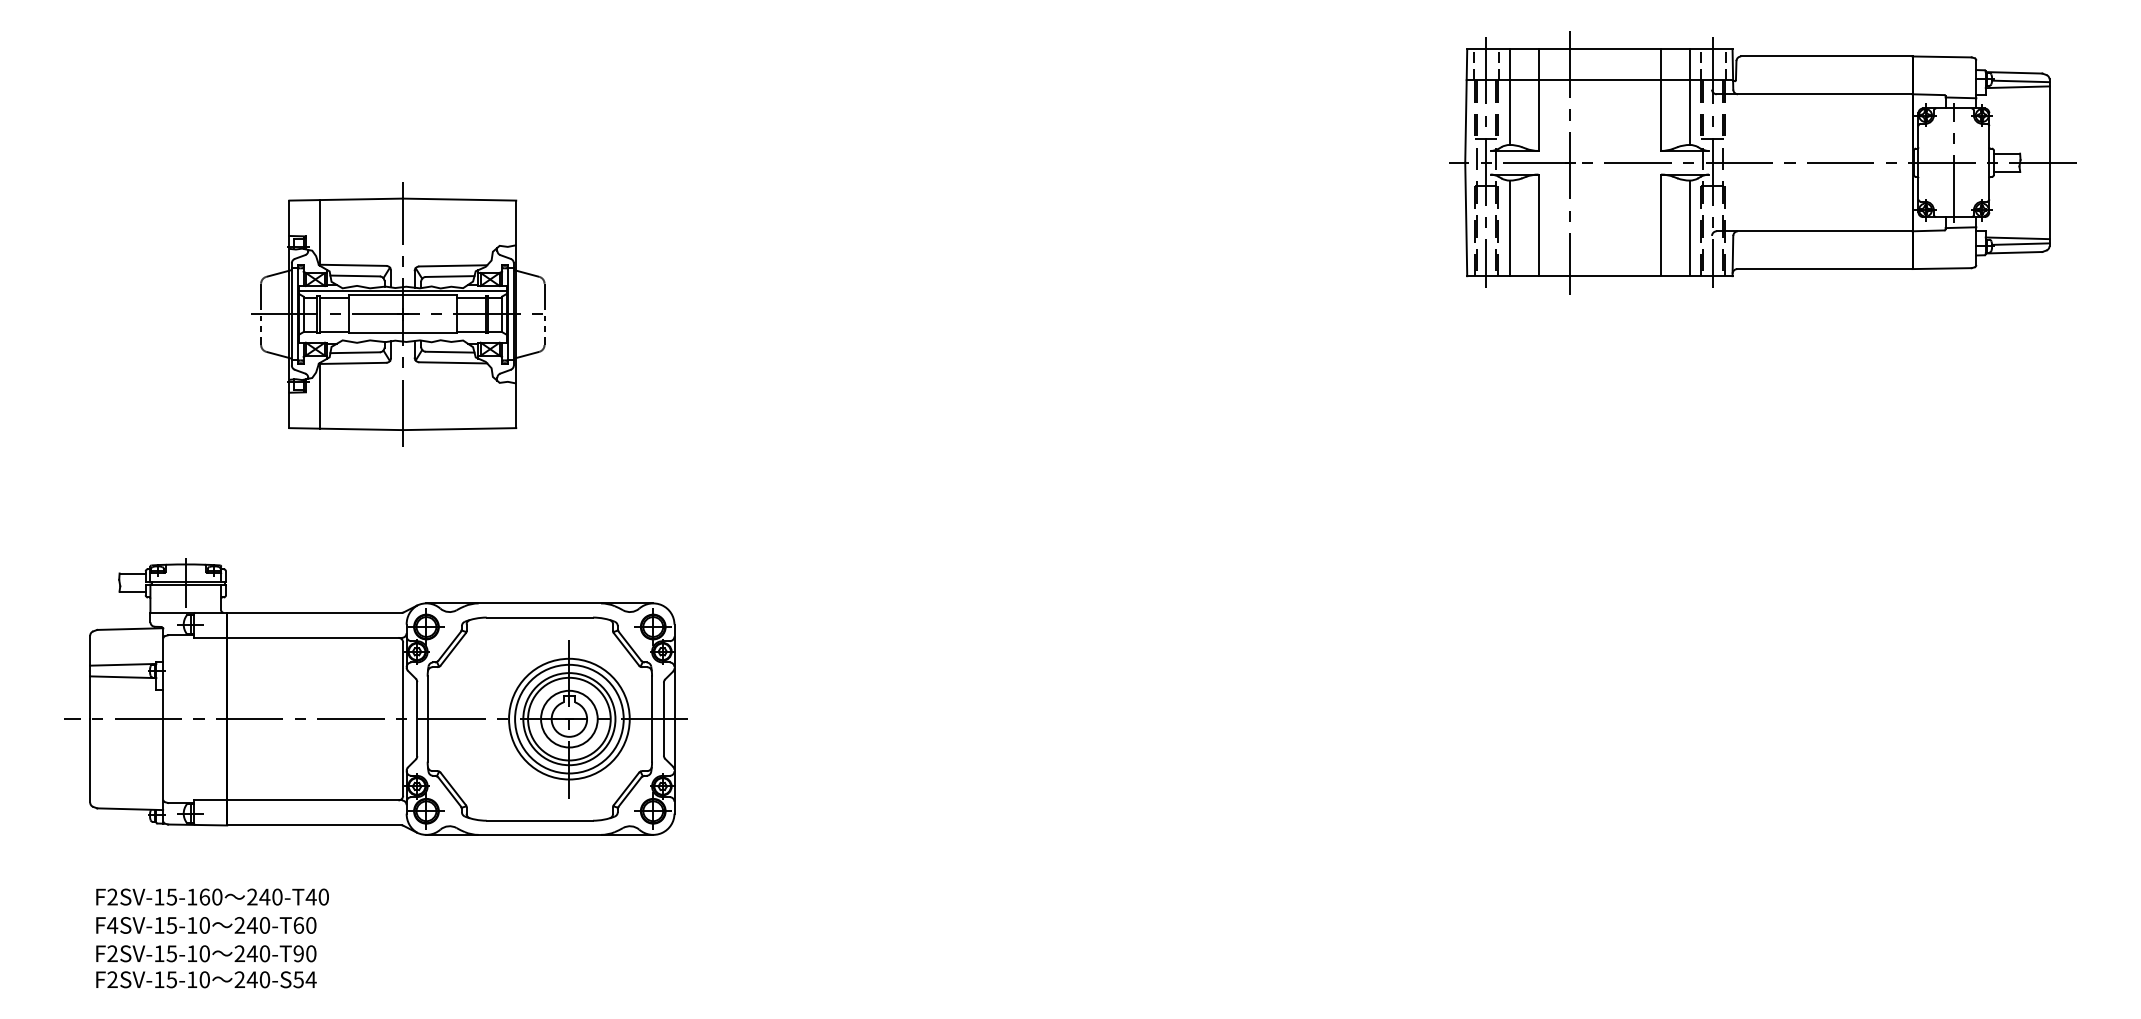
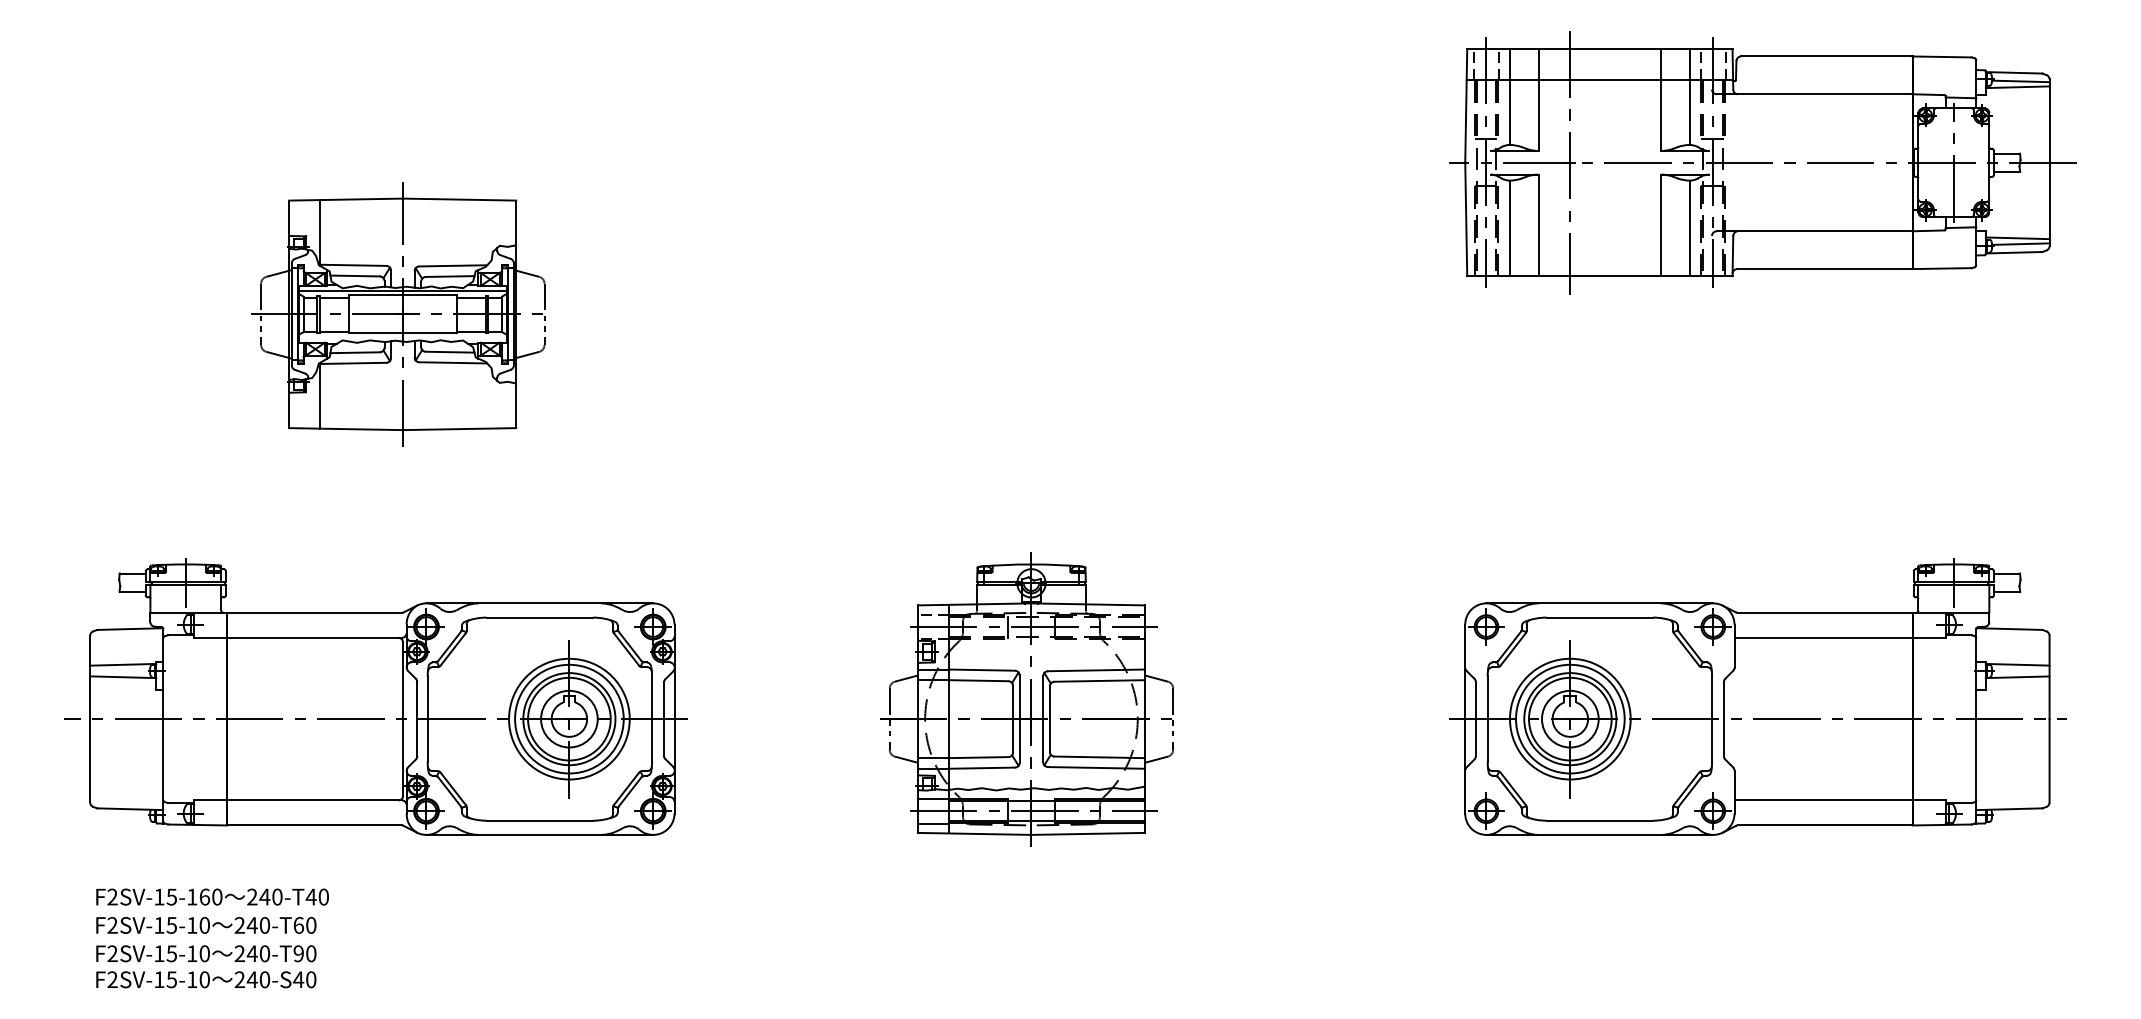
part: none -> present (1757, 696)
part: none -> present (1027, 699)
text: F4SV-15-10 -> F2SV-15-10 (112, 925)
text: 240-S54 -> 240-S40 (304, 979)
